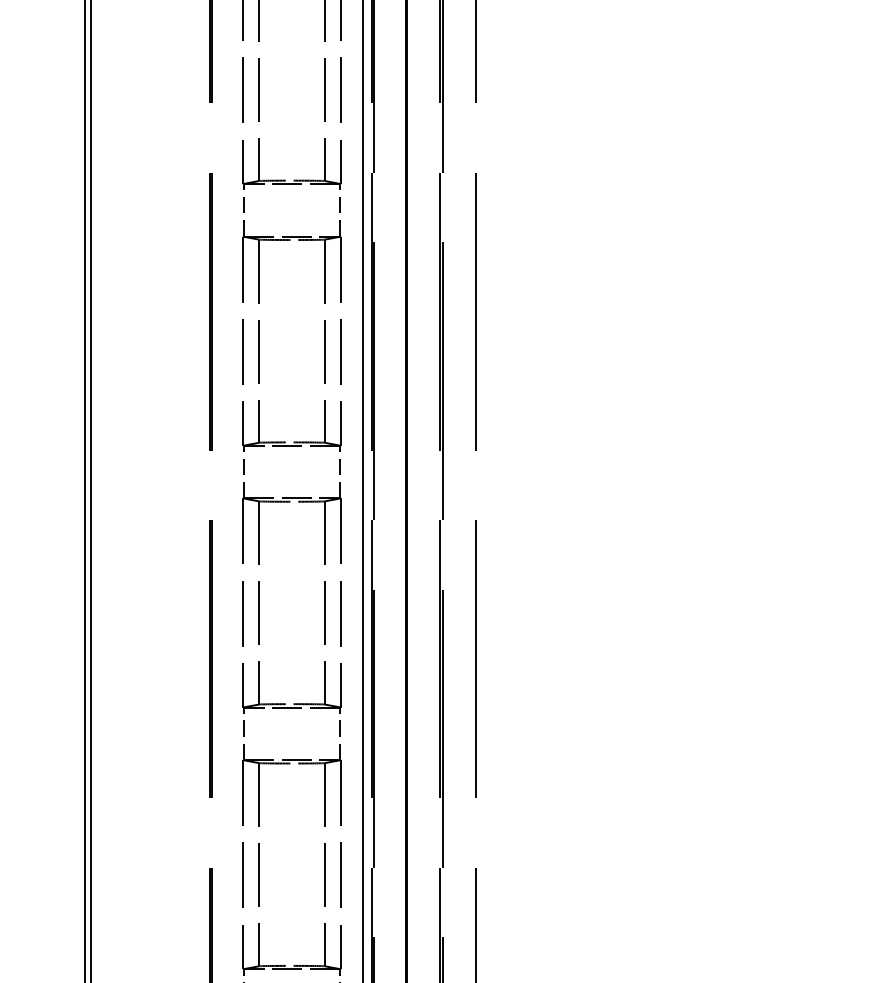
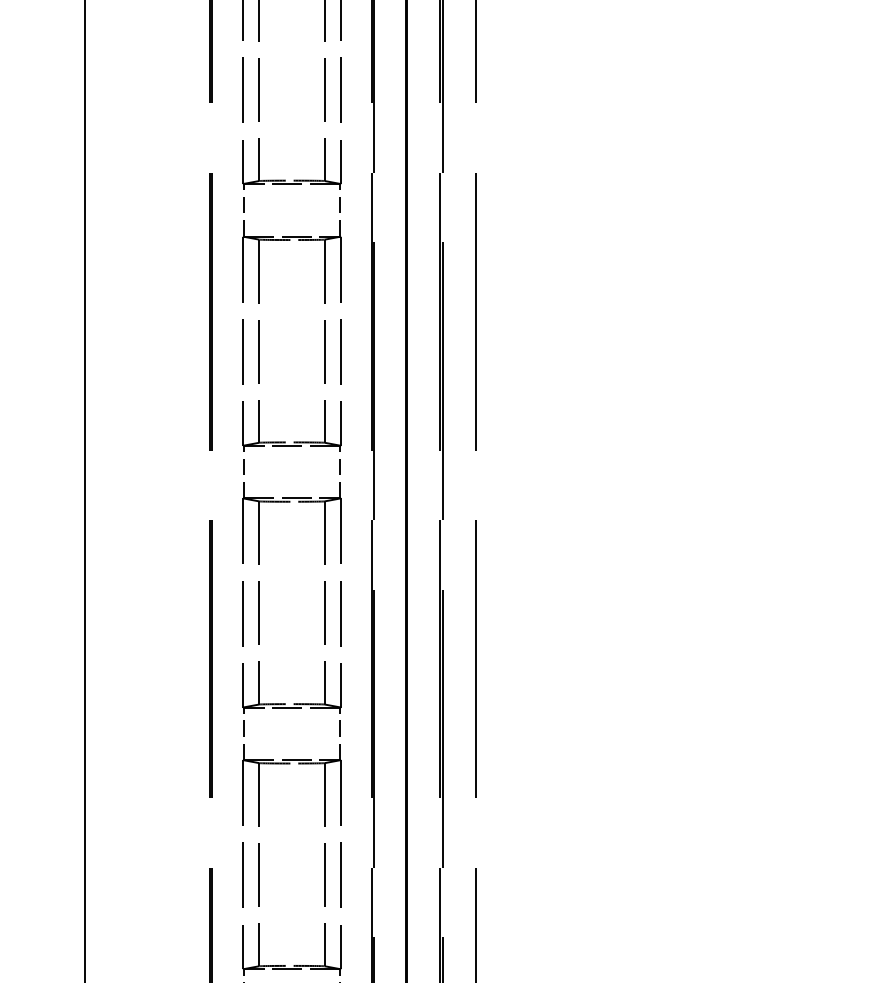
line: present -> none (91, 490)
line: present -> none (362, 490)
